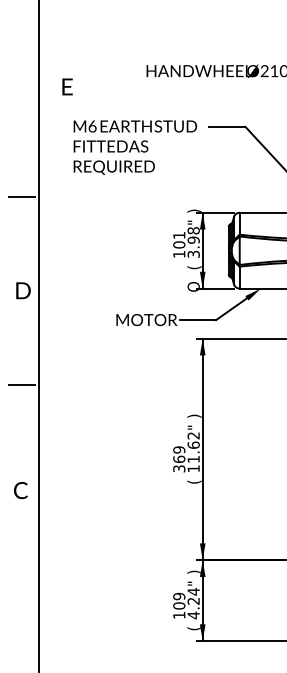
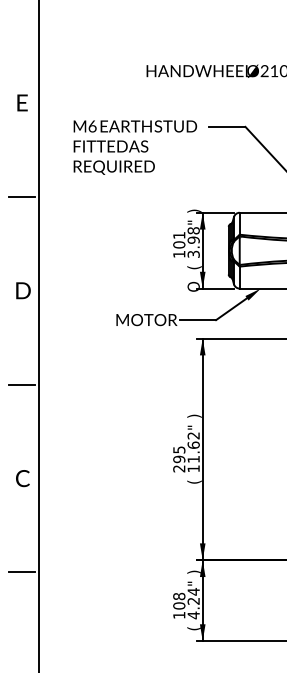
text position: (67, 86) -> (22, 102) (22, 102)
text: 369 -> 295 (179, 459)
text position: (20, 490) -> (22, 478) (22, 478)
line: none -> present (21, 572)
text: 109 -> 108 (179, 596)
